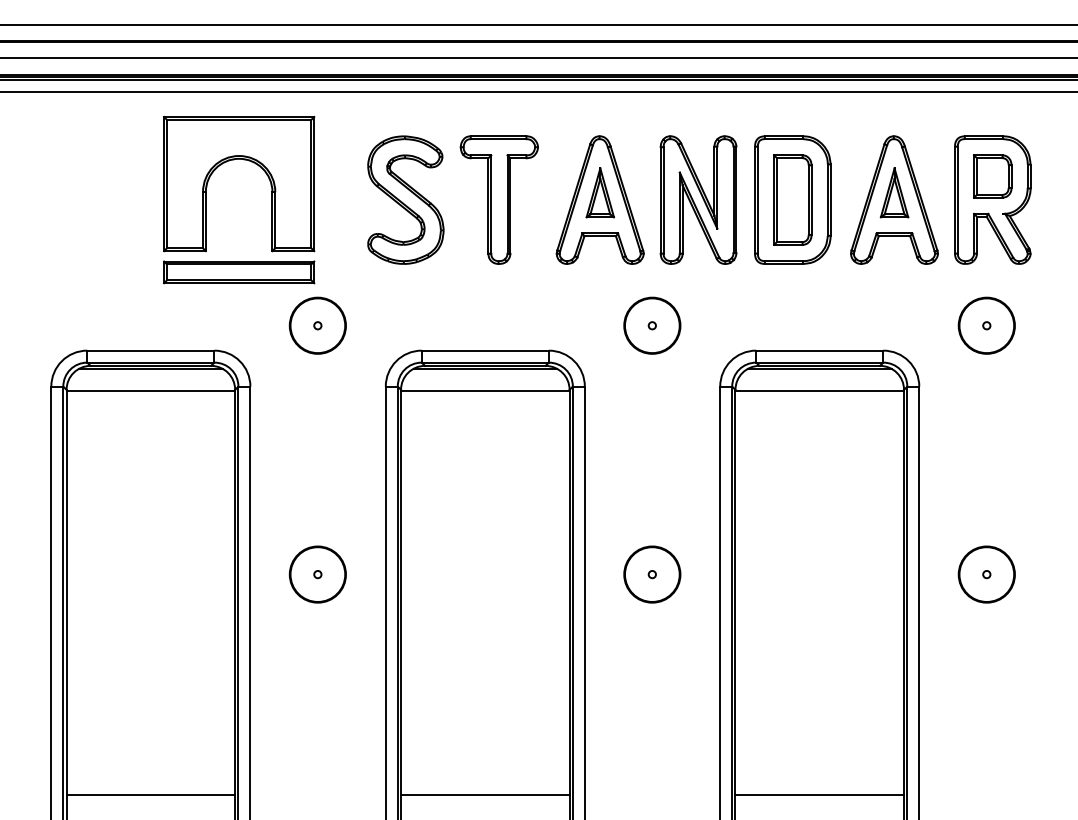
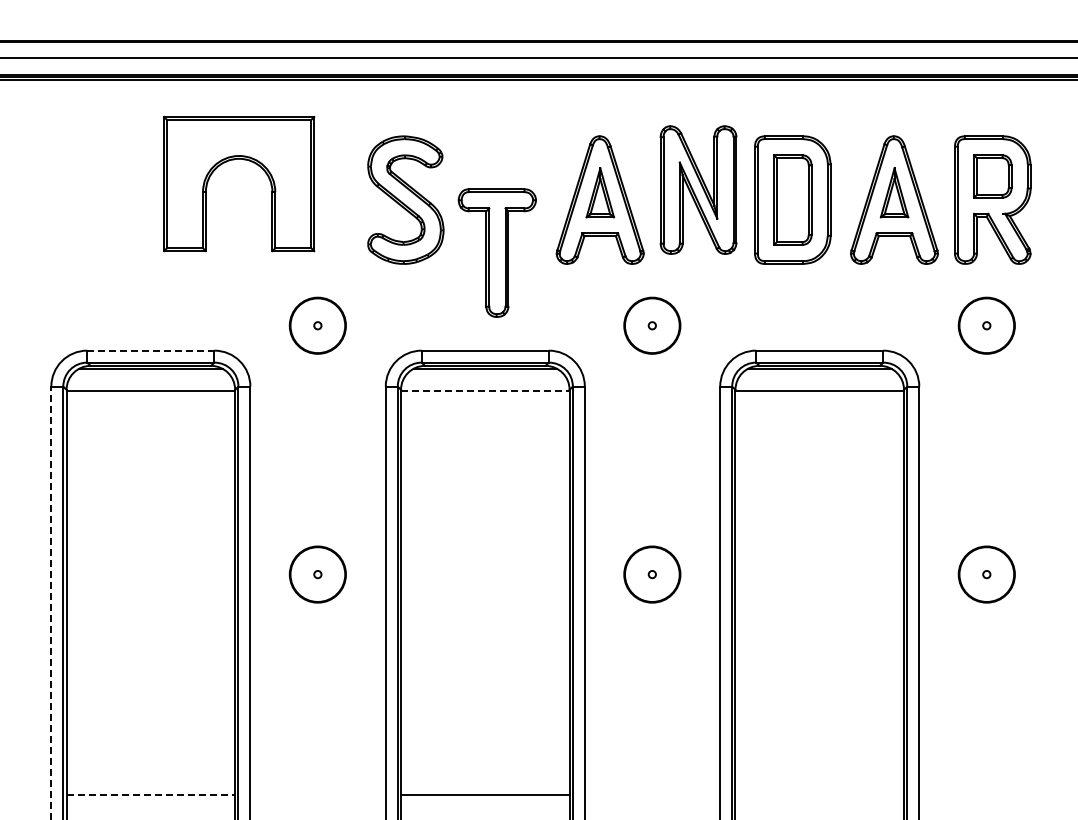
line: present -> none (538, 24)
line: present -> none (538, 92)
part position: (498, 199) -> (496, 252) (496, 252)
part position: (698, 199) -> (698, 189) (698, 189)
part: present -> none (239, 272)
line: solid -> dashed (150, 350)
line: solid -> dashed (485, 391)
line: solid -> dashed (51, 602)
line: solid -> dashed (151, 795)
line: present -> none (819, 795)
